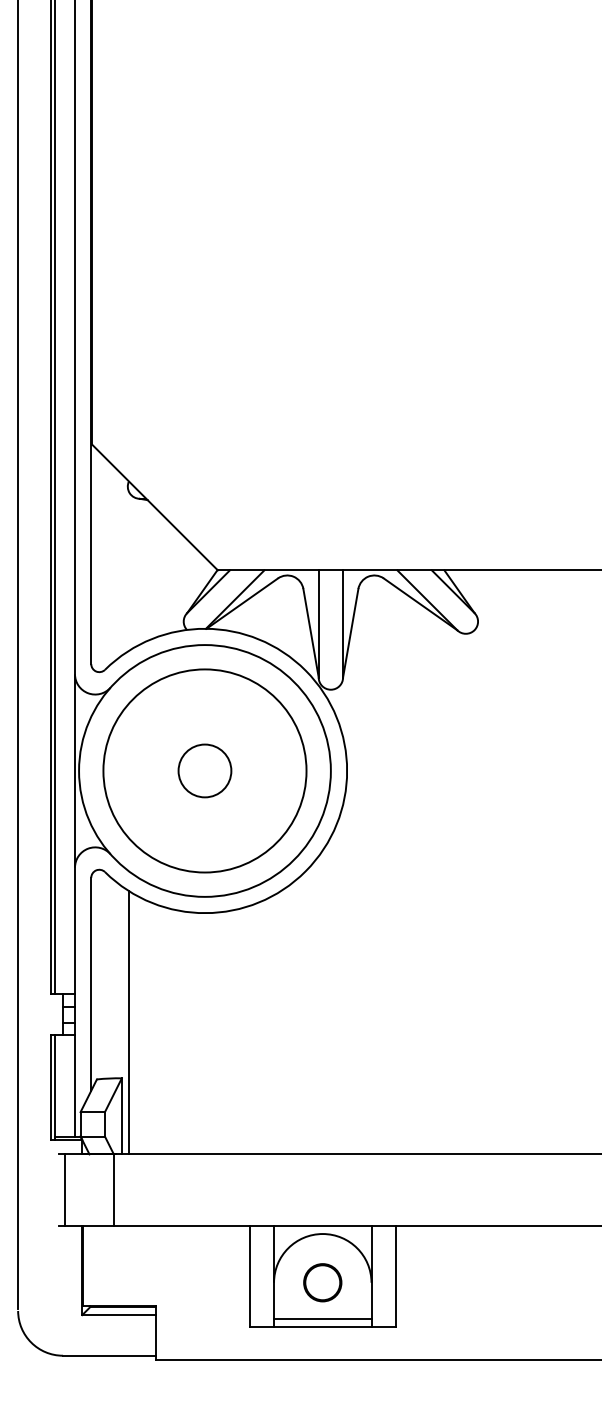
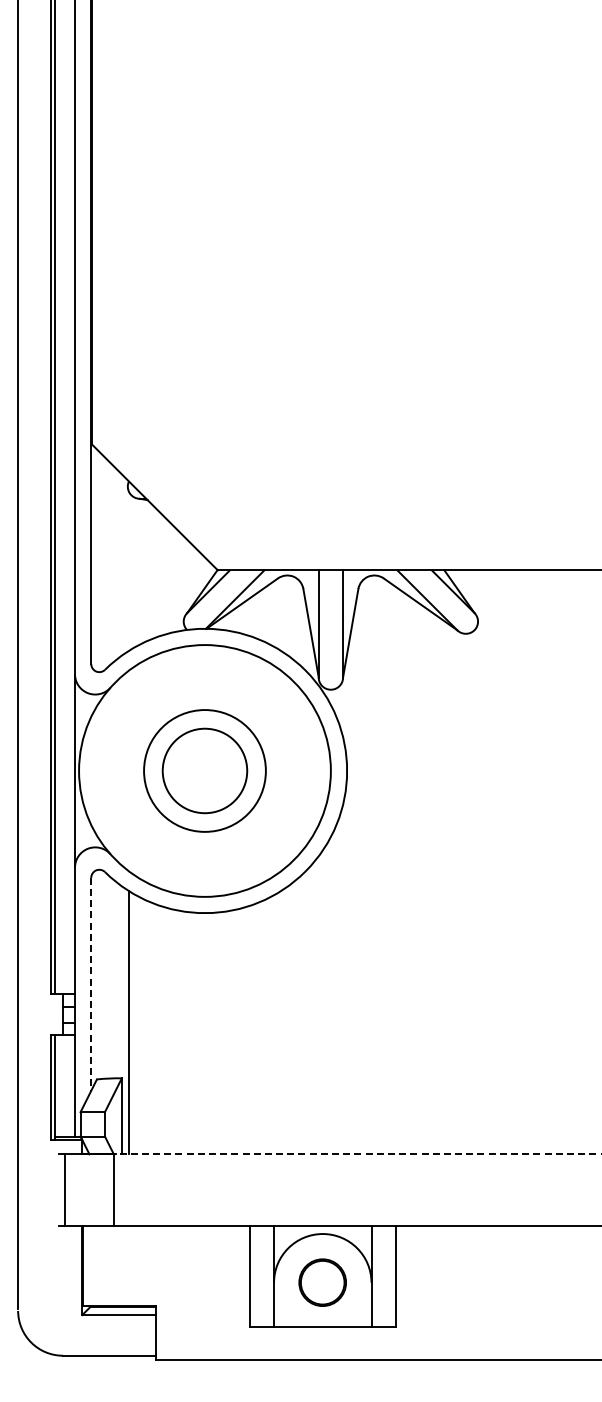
circle diameter: 203 px -> 122 px (204, 770)
circle diameter: 53 px -> 84 px (204, 770)
line: solid -> dashed (91, 984)
line: solid -> dashed (357, 1154)
circle size: 40x40 px -> 49x49 px (322, 1282)
line: present -> none (322, 1319)
